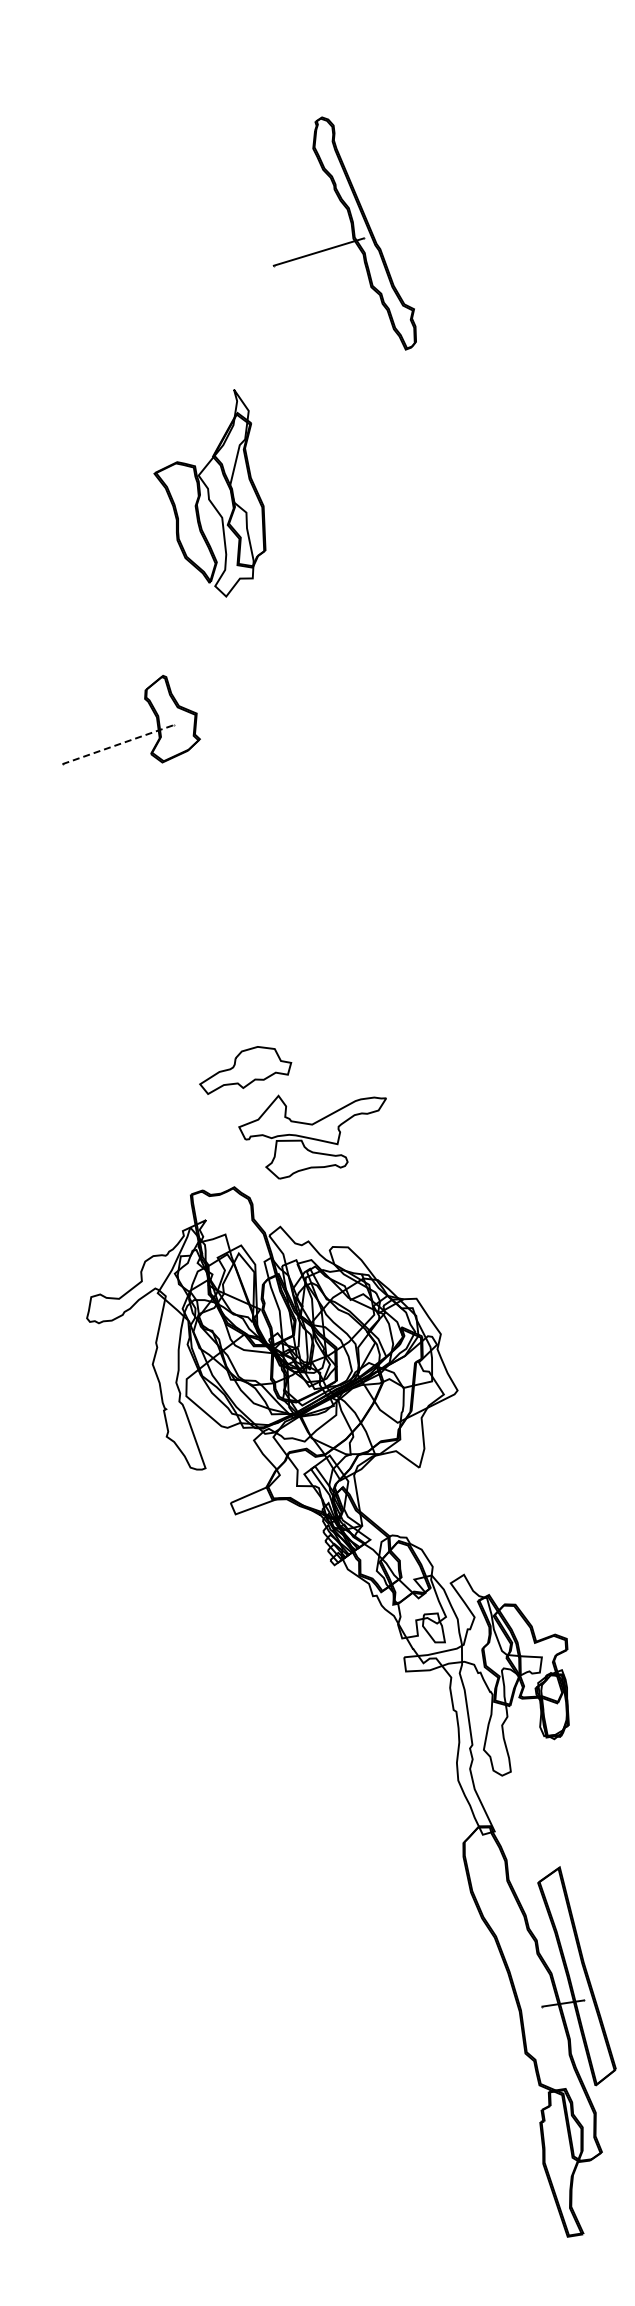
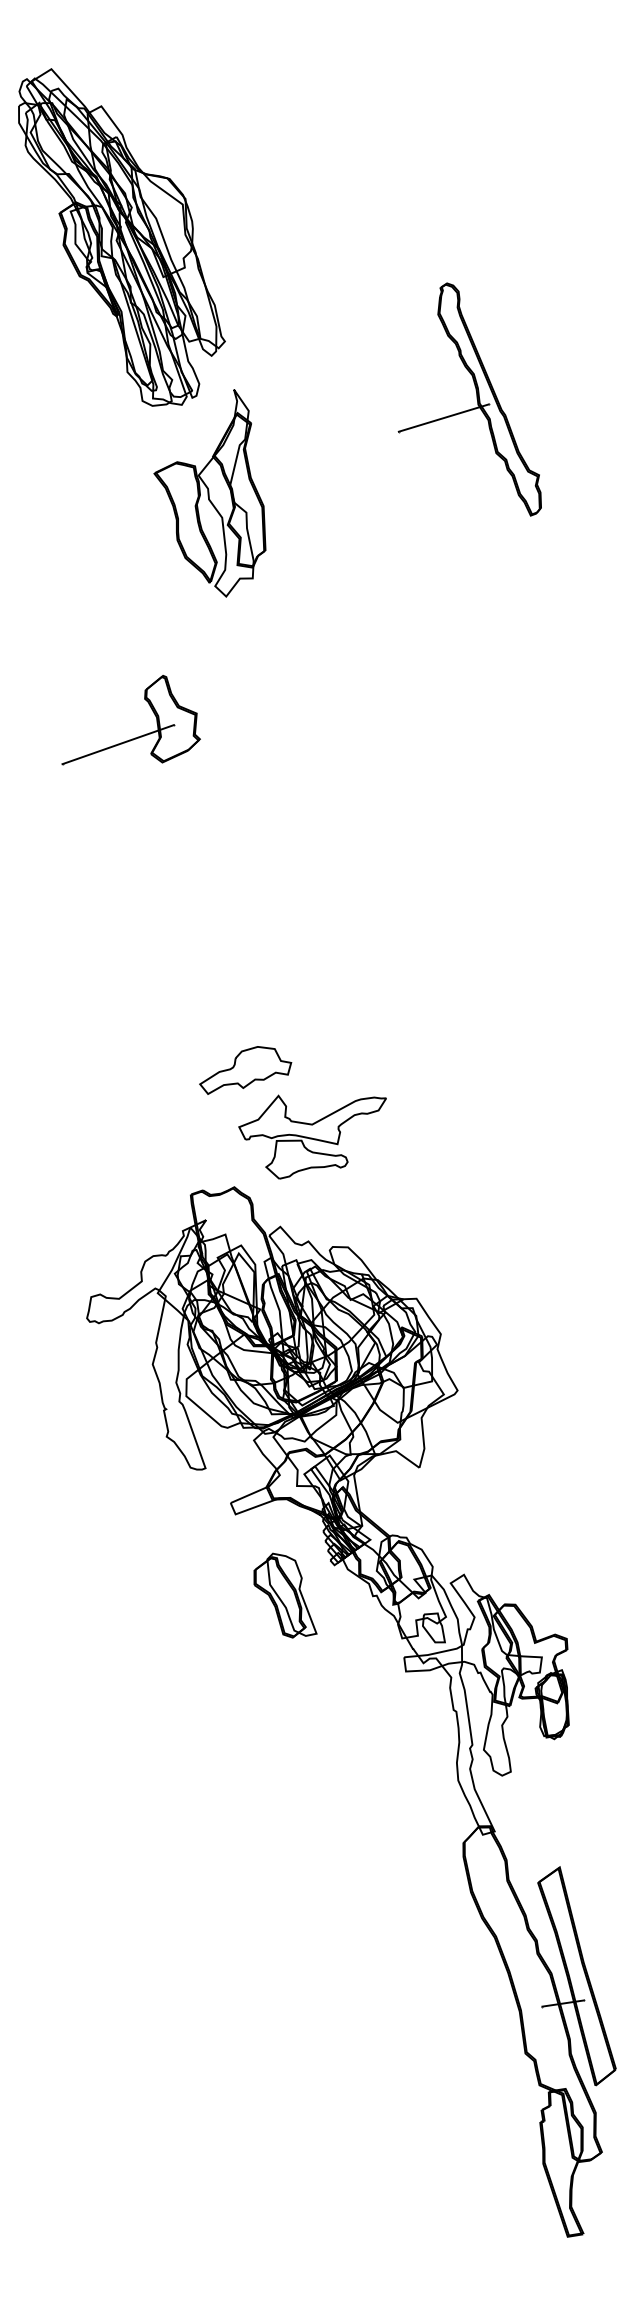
part position: (351, 233) -> (476, 399) (476, 399)
part: none -> present (121, 237)
line: dashed -> solid (118, 744)
part: none -> present (285, 1595)
